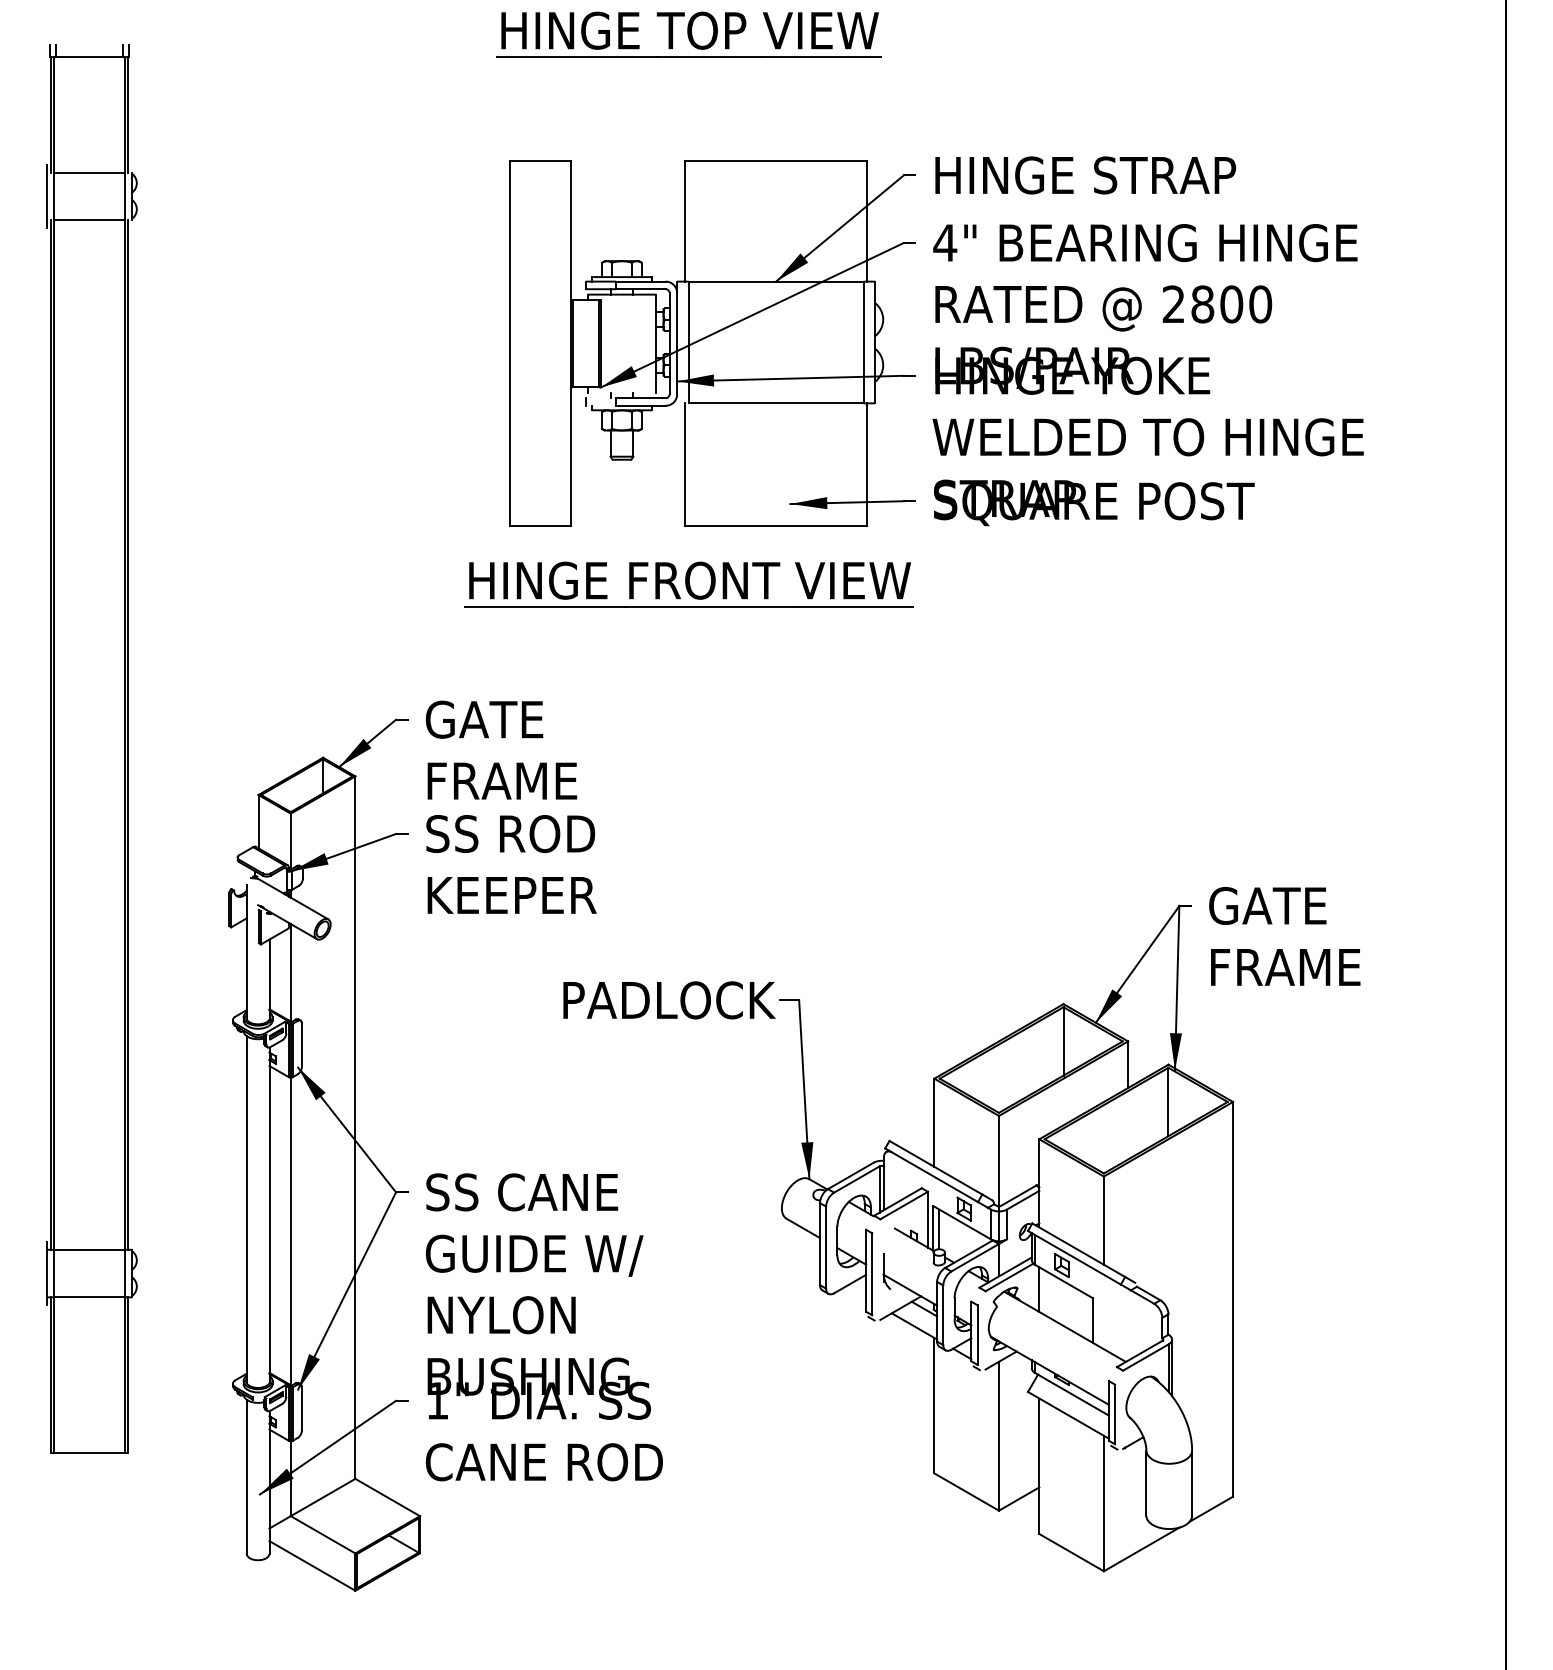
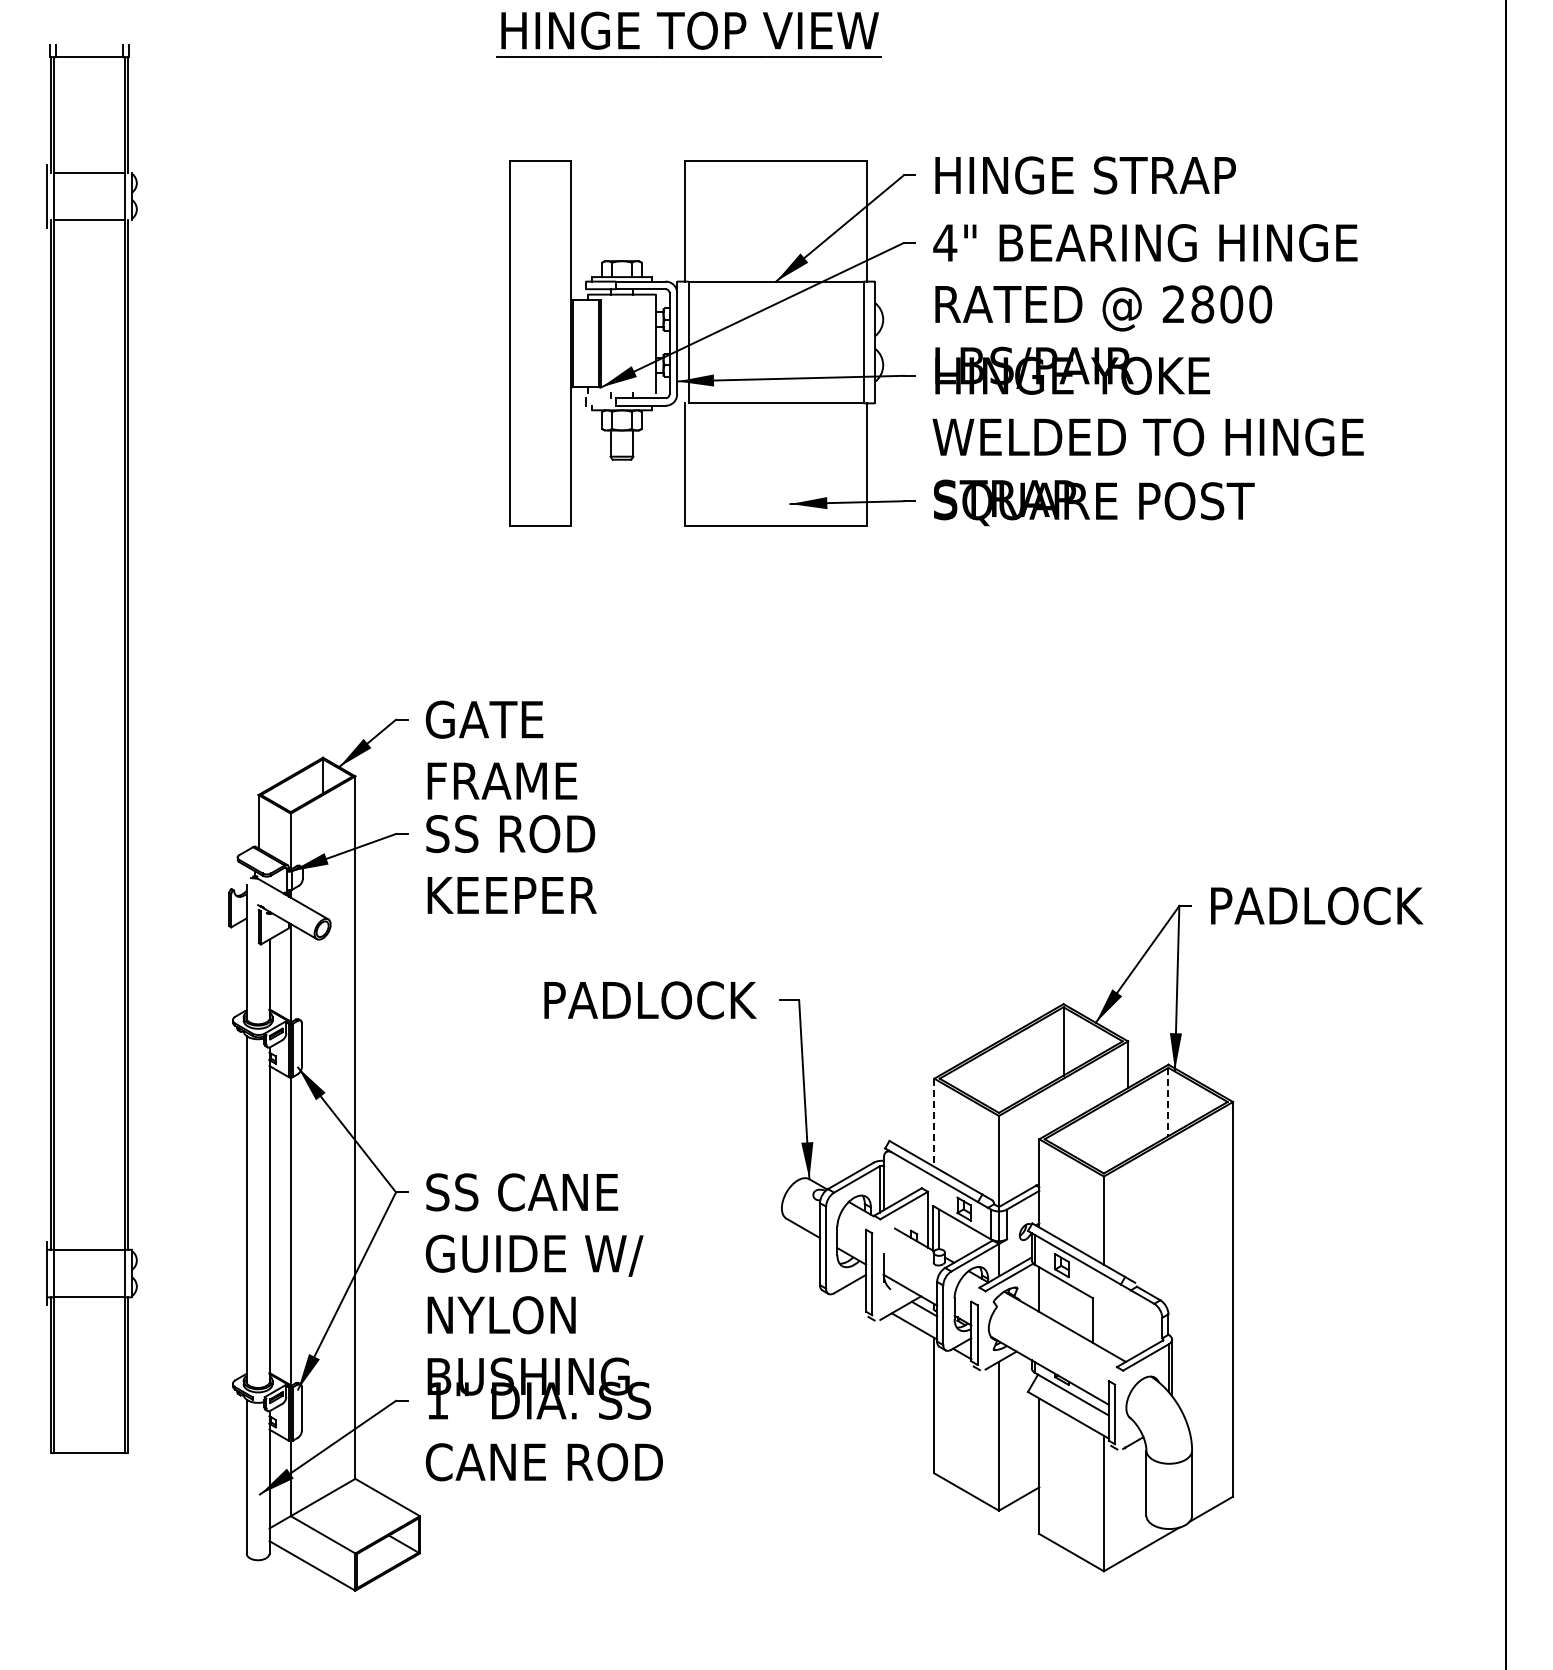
part: present -> none (688, 584)
text: GATE FRAME -> PADLOCK (1316, 936)
text position: (669, 1000) -> (650, 1000) (650, 1000)
line: solid -> dashed (1168, 1102)
line: solid -> dashed (934, 1123)
